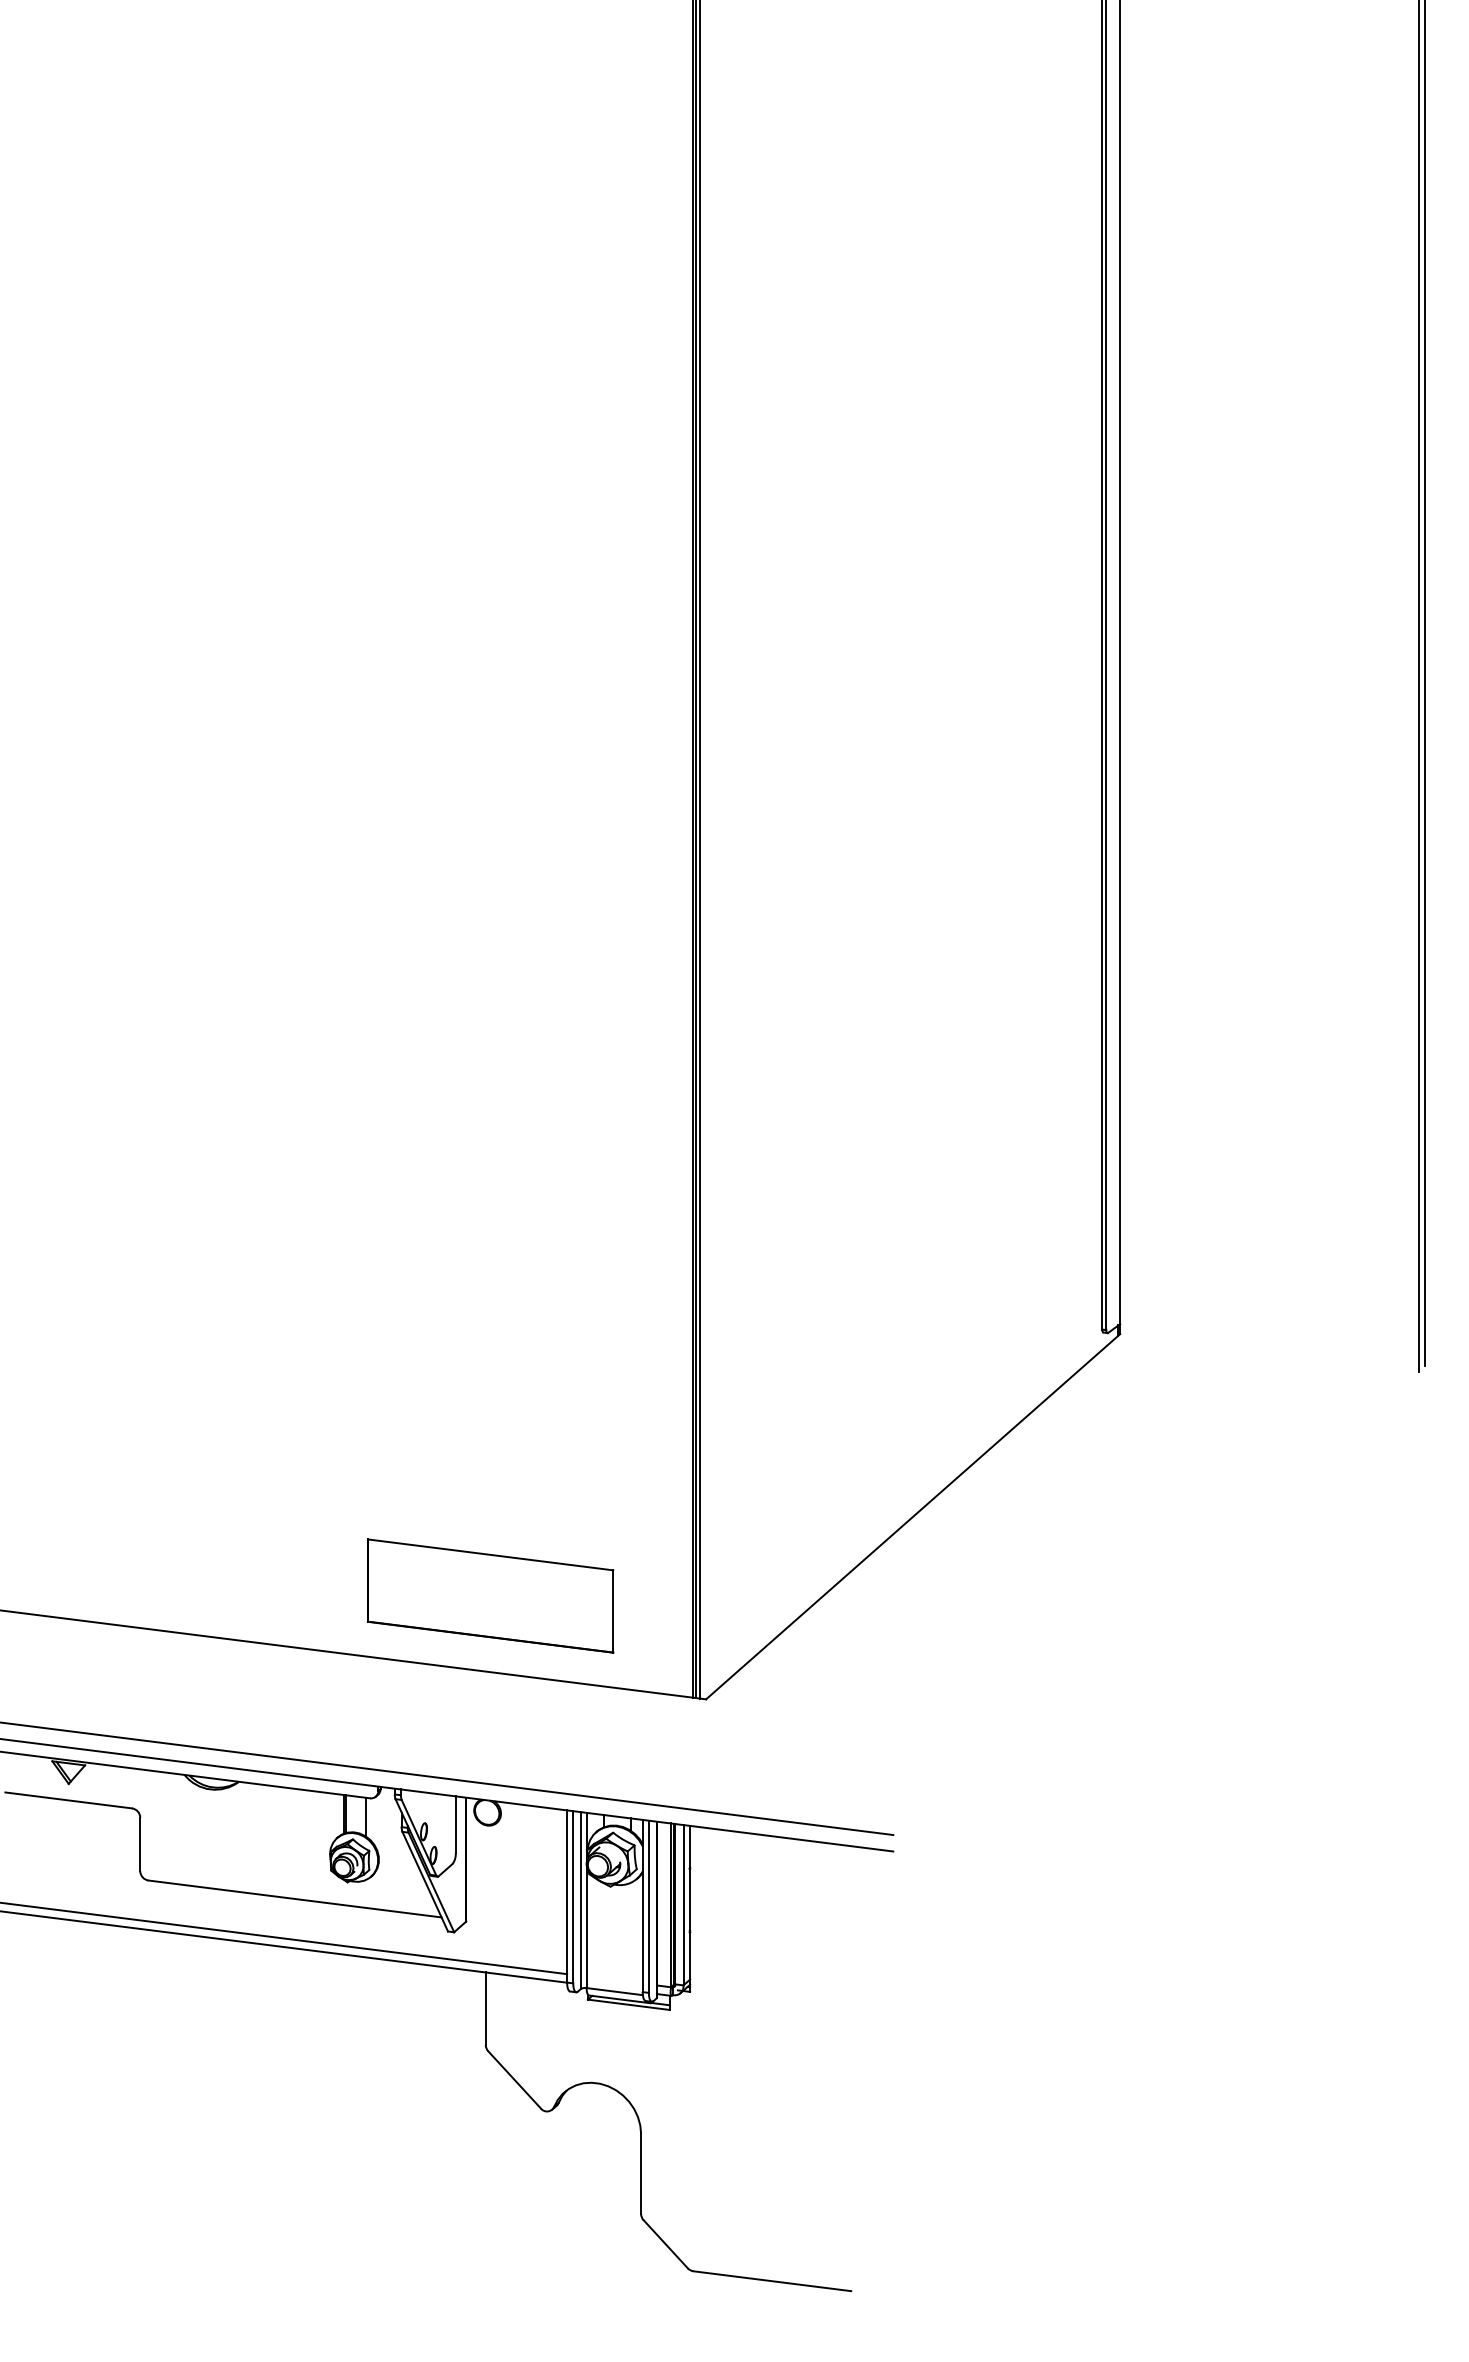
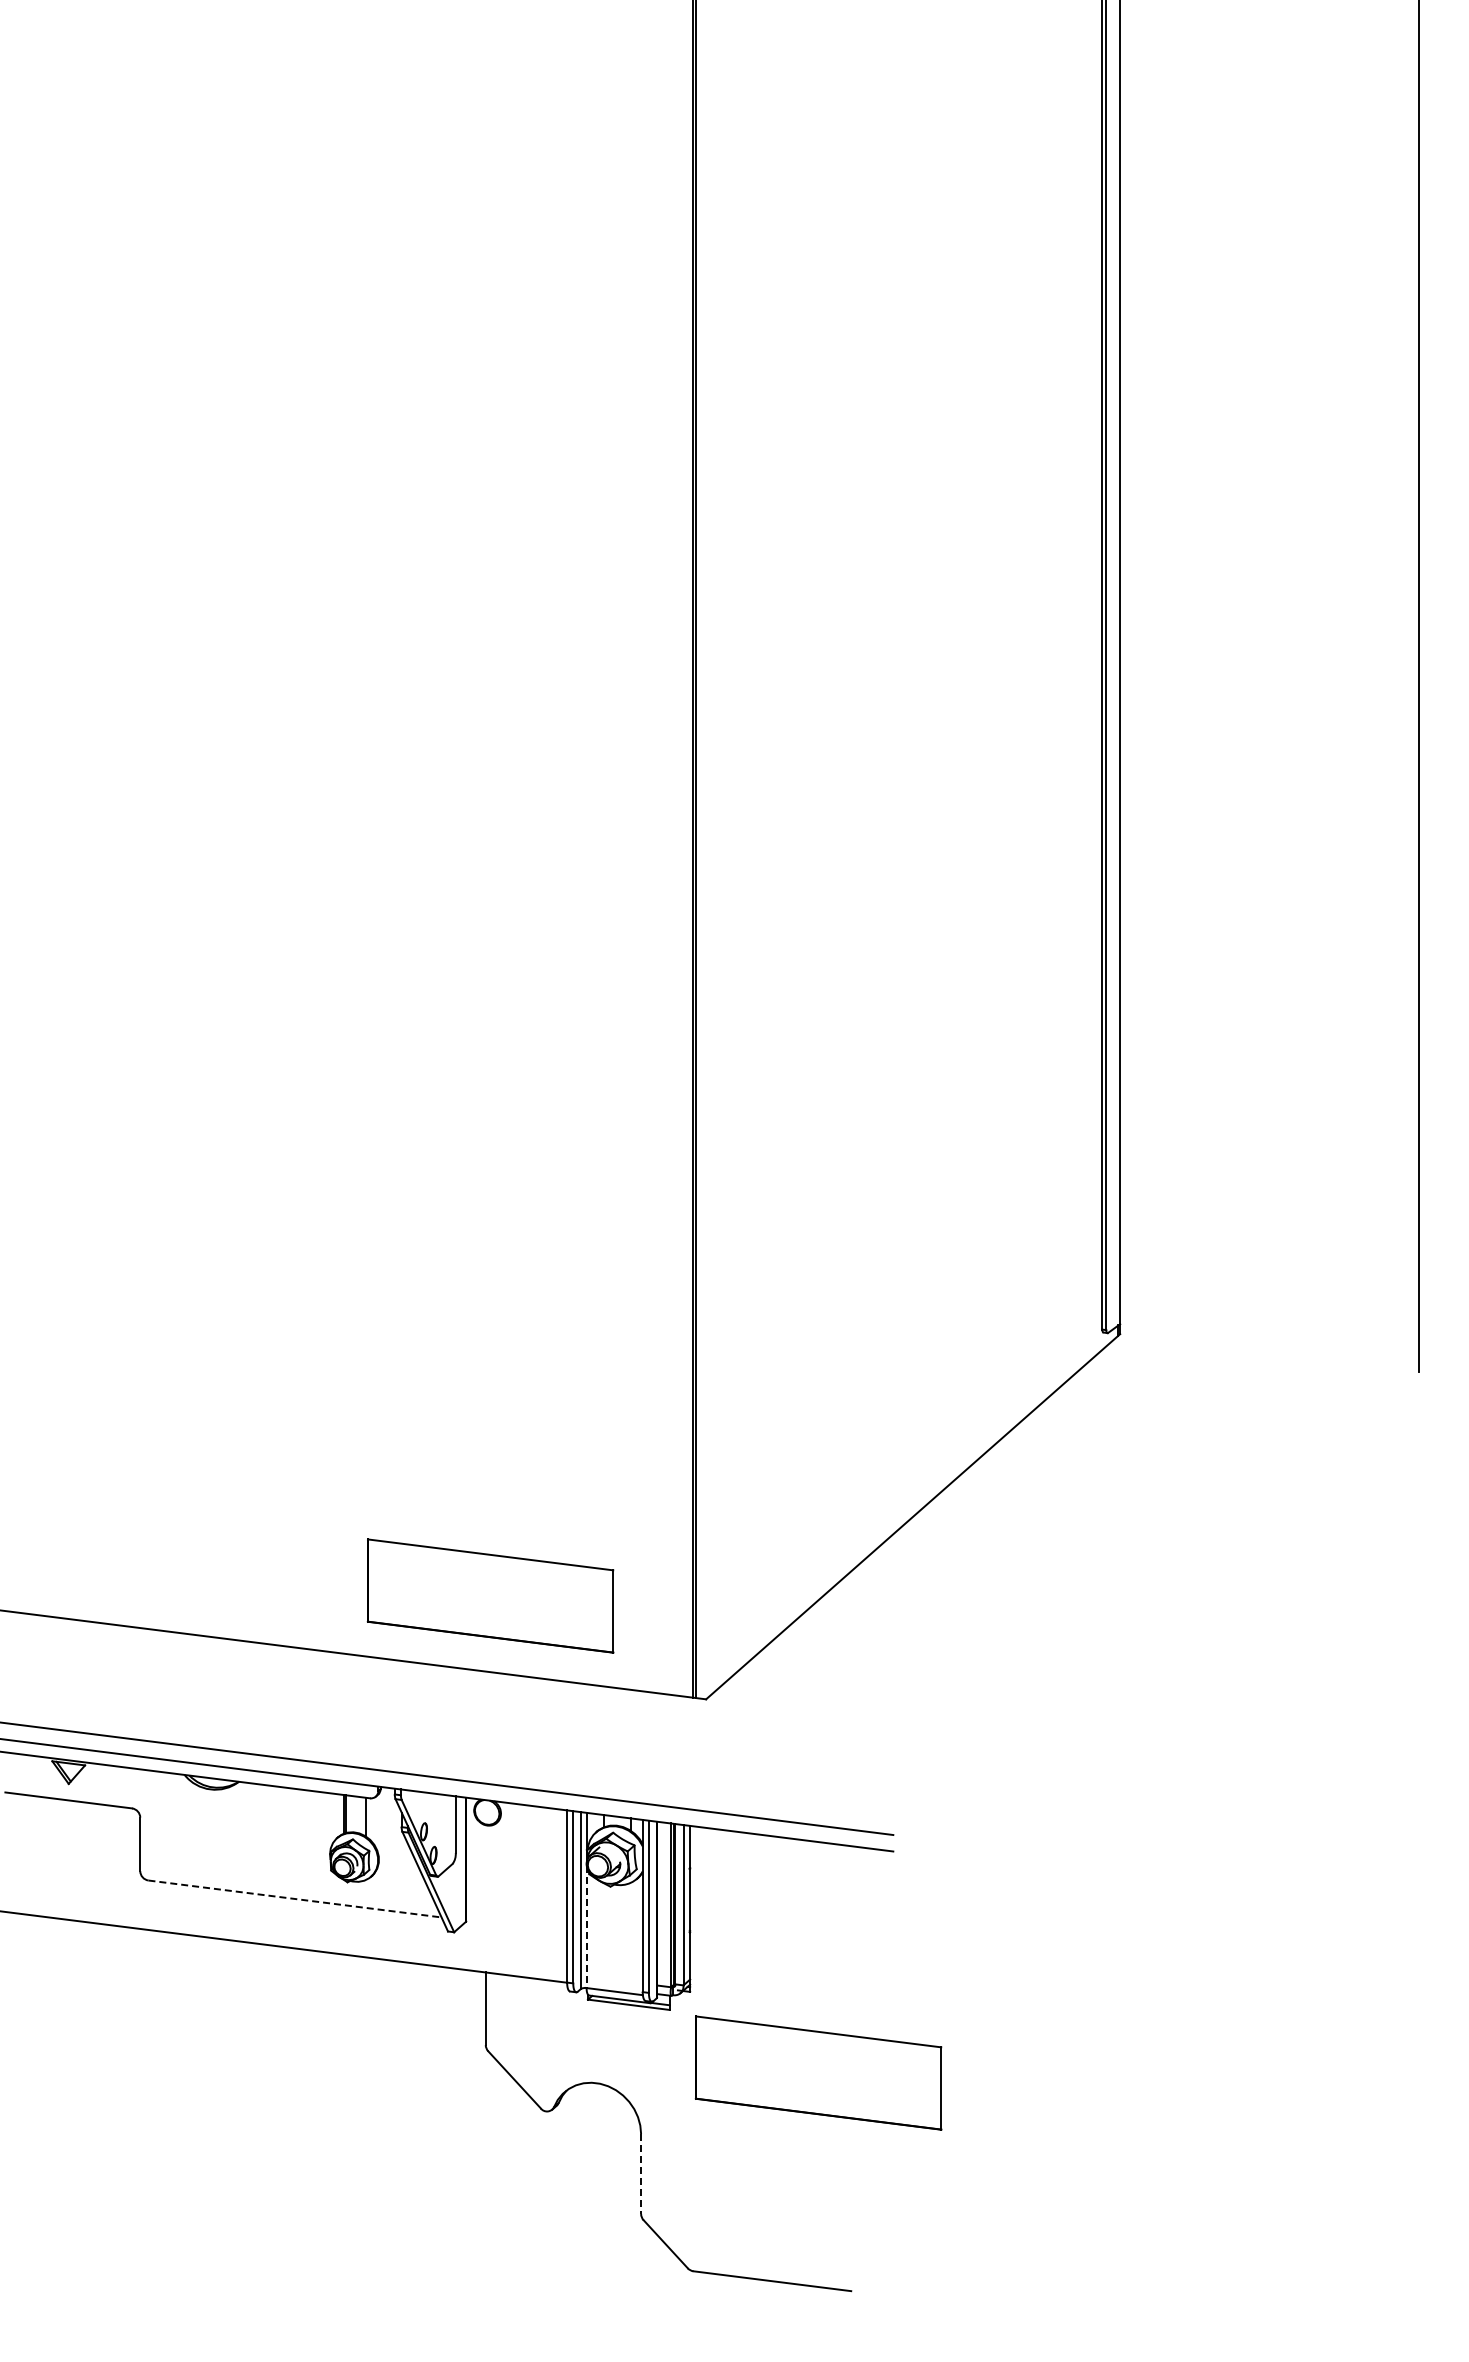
line: present -> none (1424, 684)
line: present -> none (700, 850)
line: solid -> dashed (295, 1898)
line: solid -> dashed (586, 1927)
line: present -> none (284, 1938)
part: none -> present (818, 2072)
line: solid -> dashed (641, 2174)
